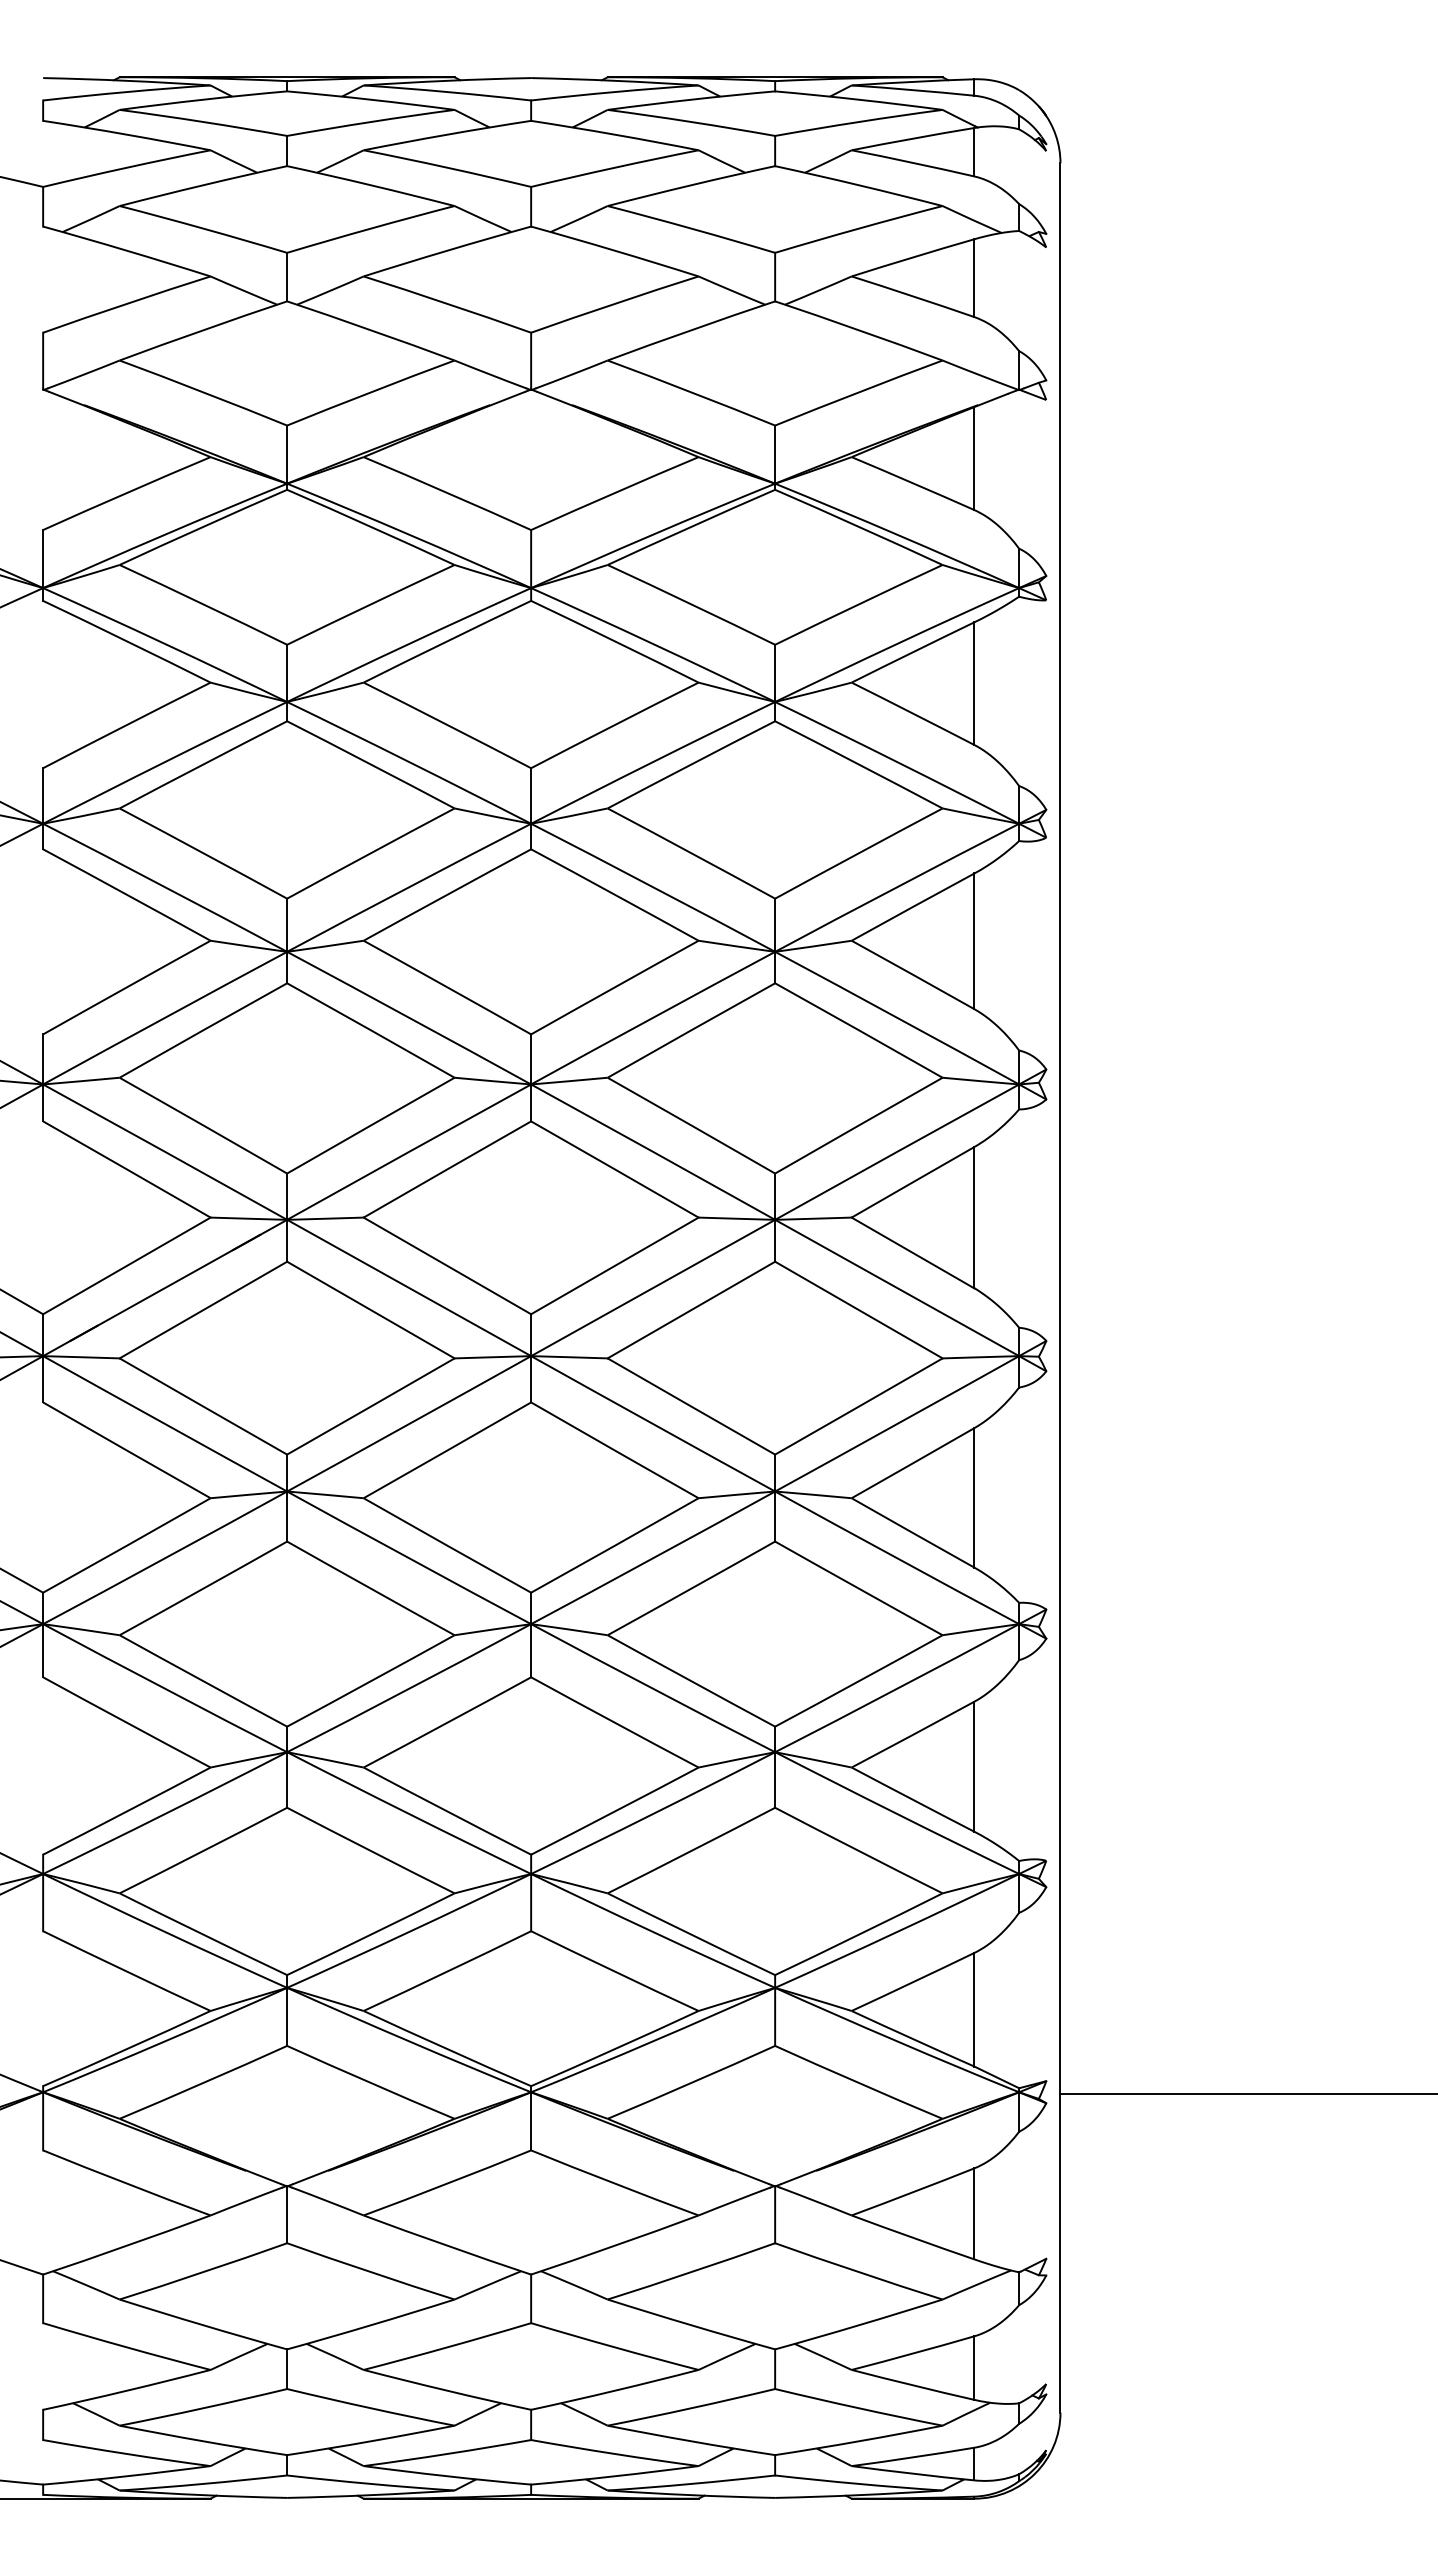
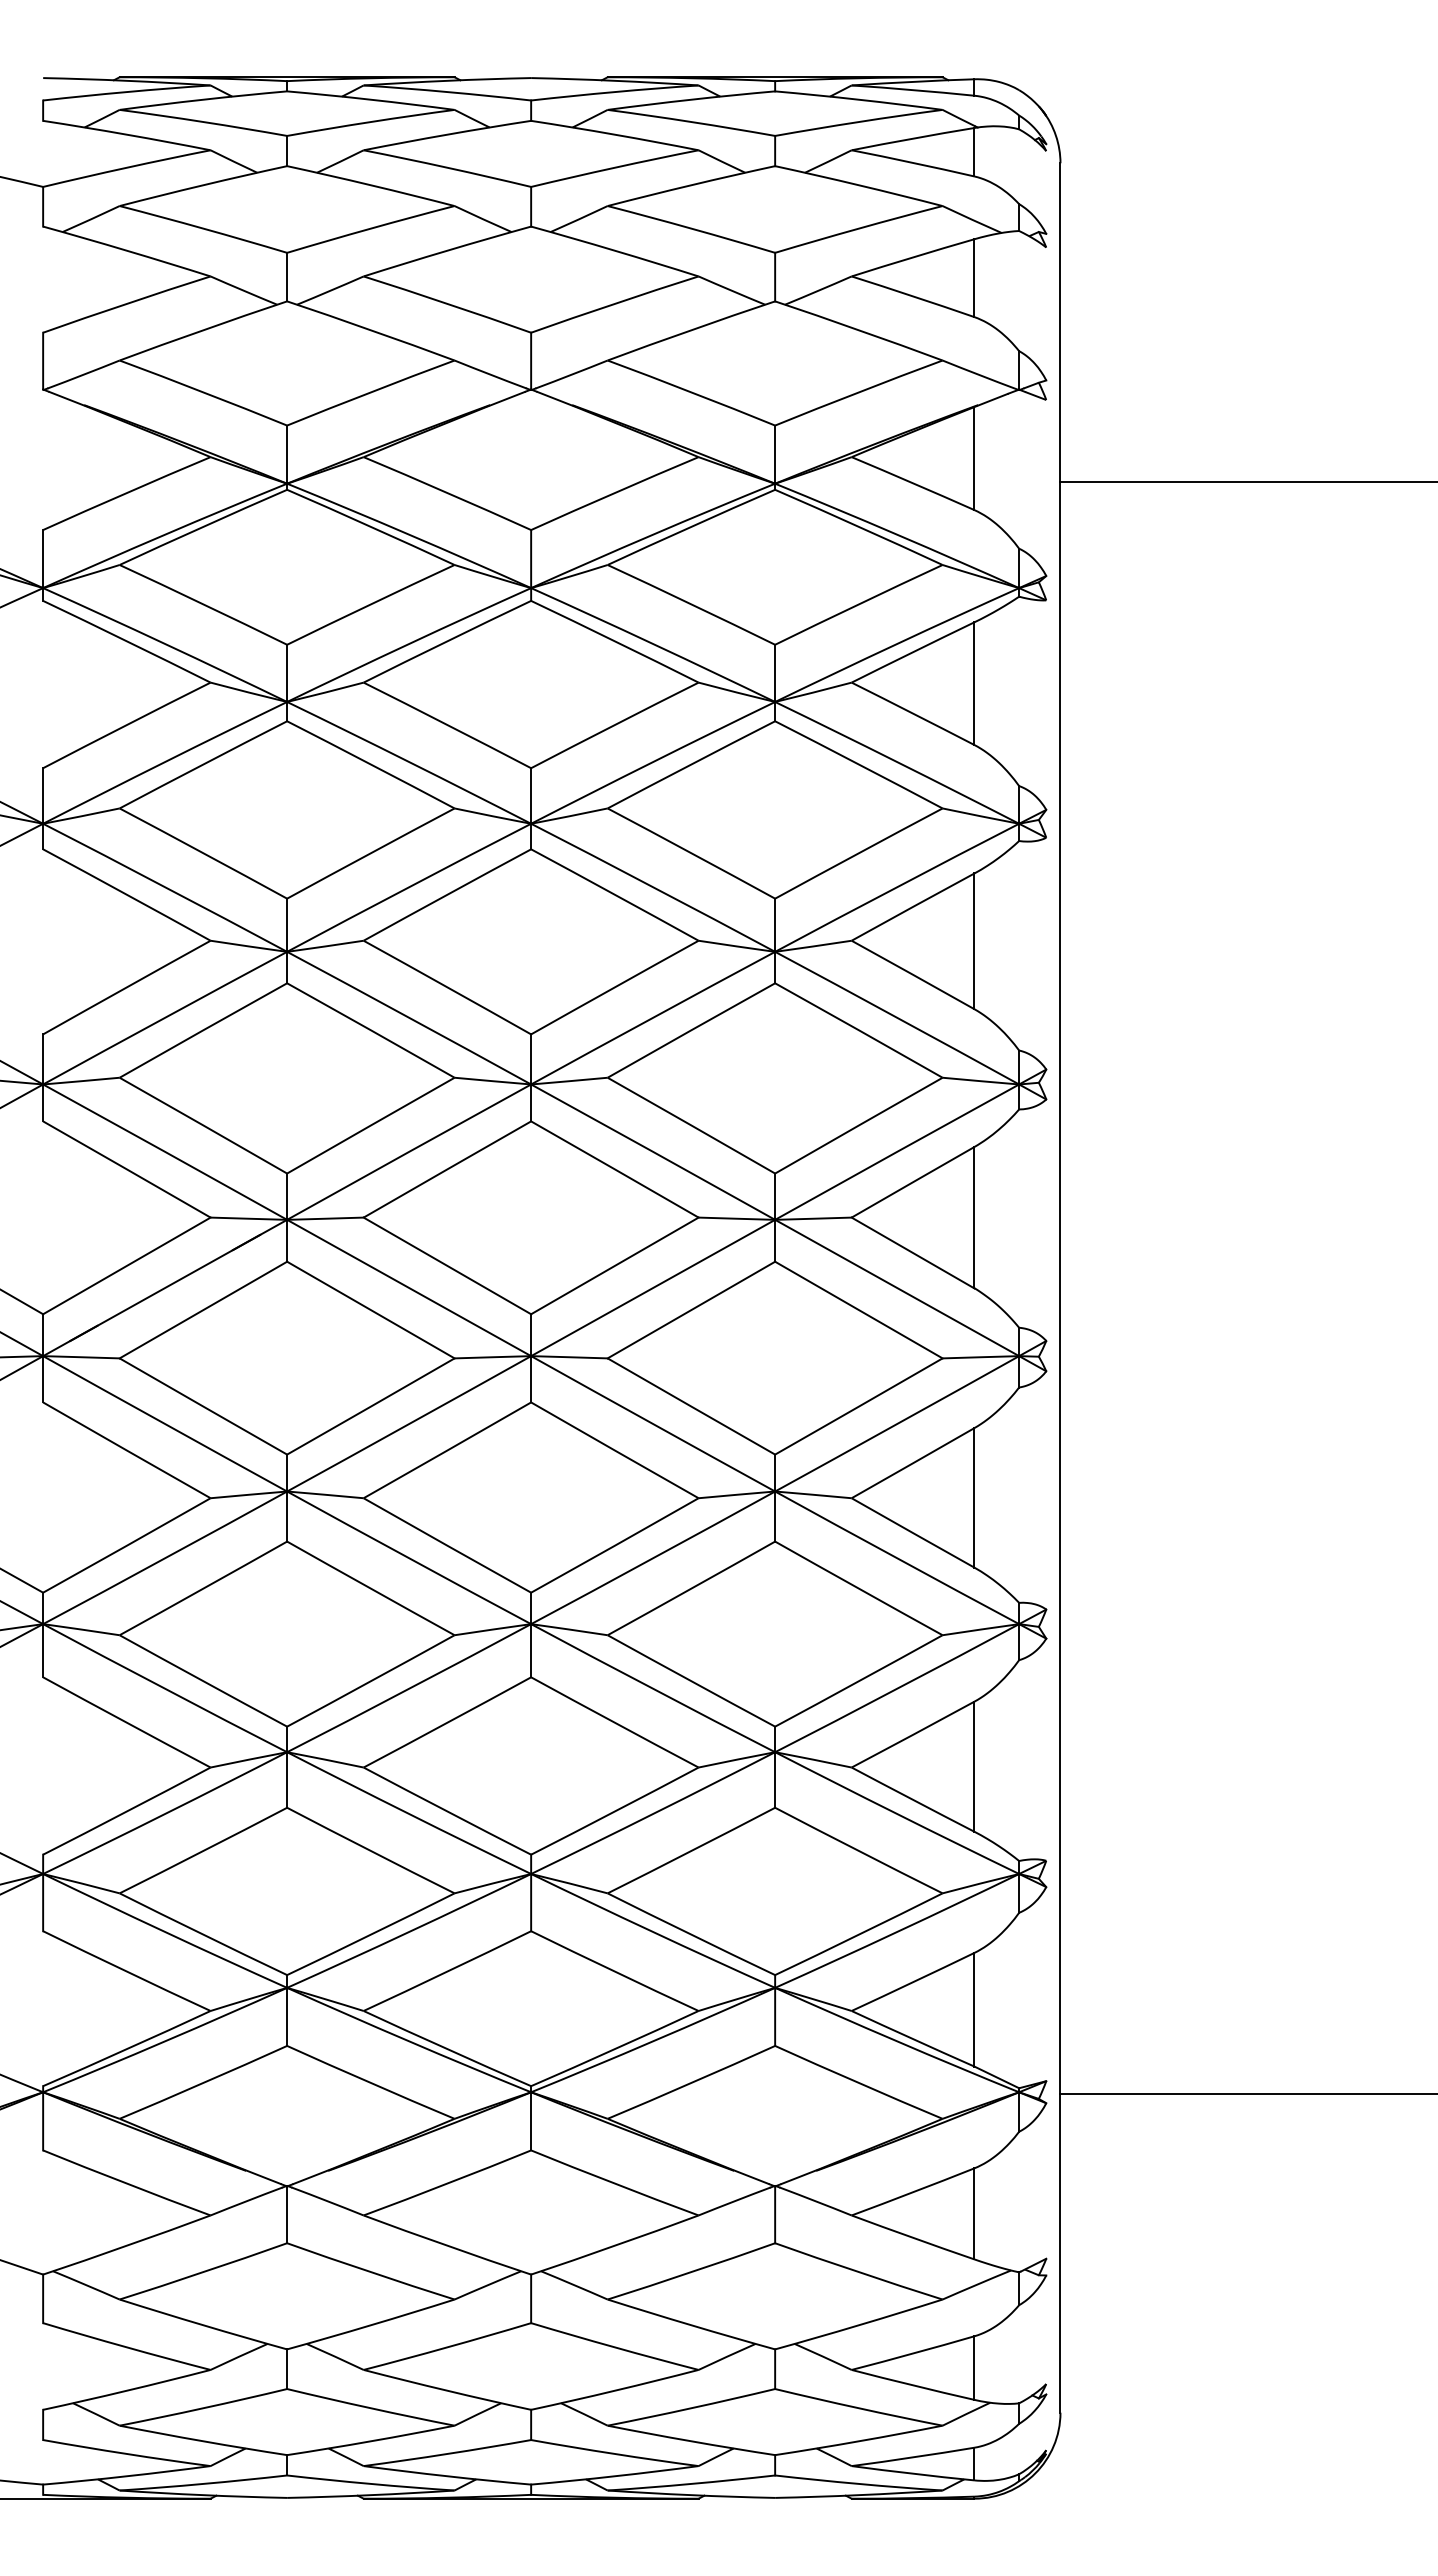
line: none -> present (1247, 481)
